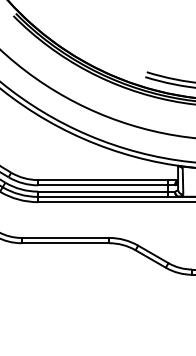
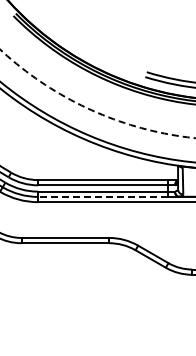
arc: solid -> dashed (91, 109)
line: solid -> dashed (102, 196)
